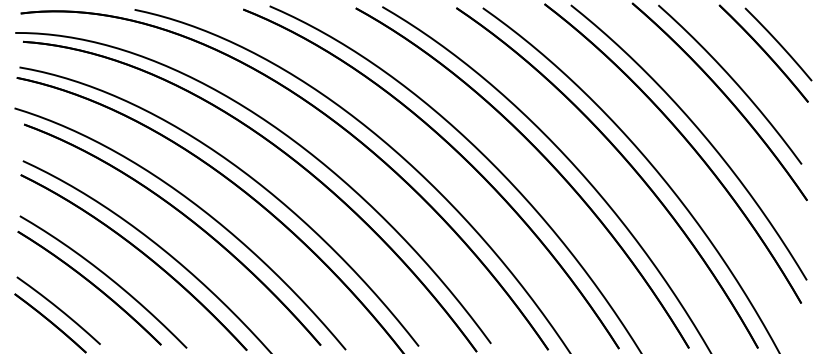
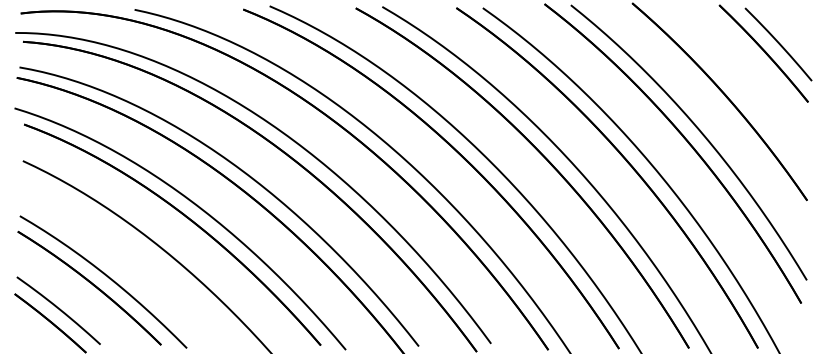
curve: present -> none (733, 81)
part: present -> none (141, 253)
